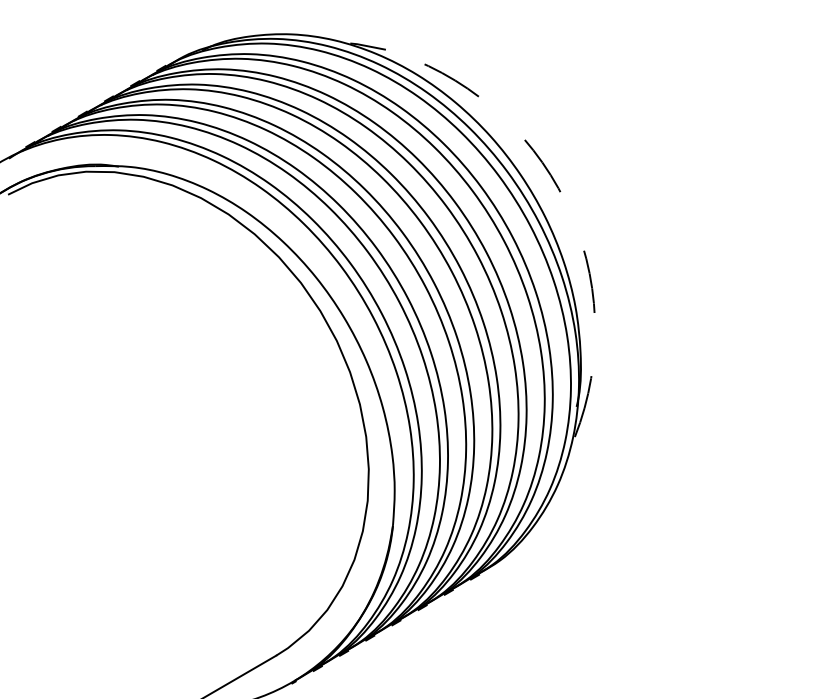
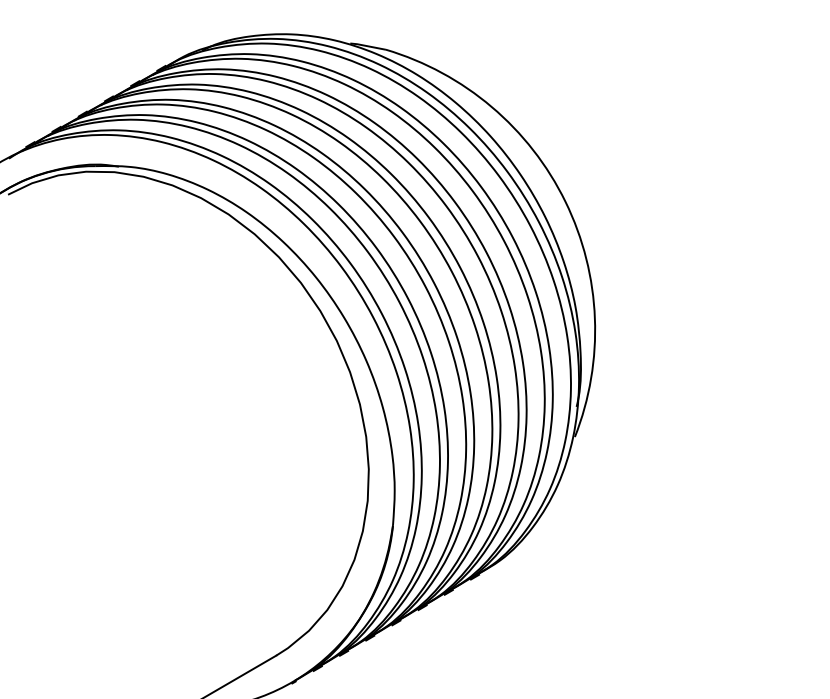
arc: dashed -> solid (565, 201)
